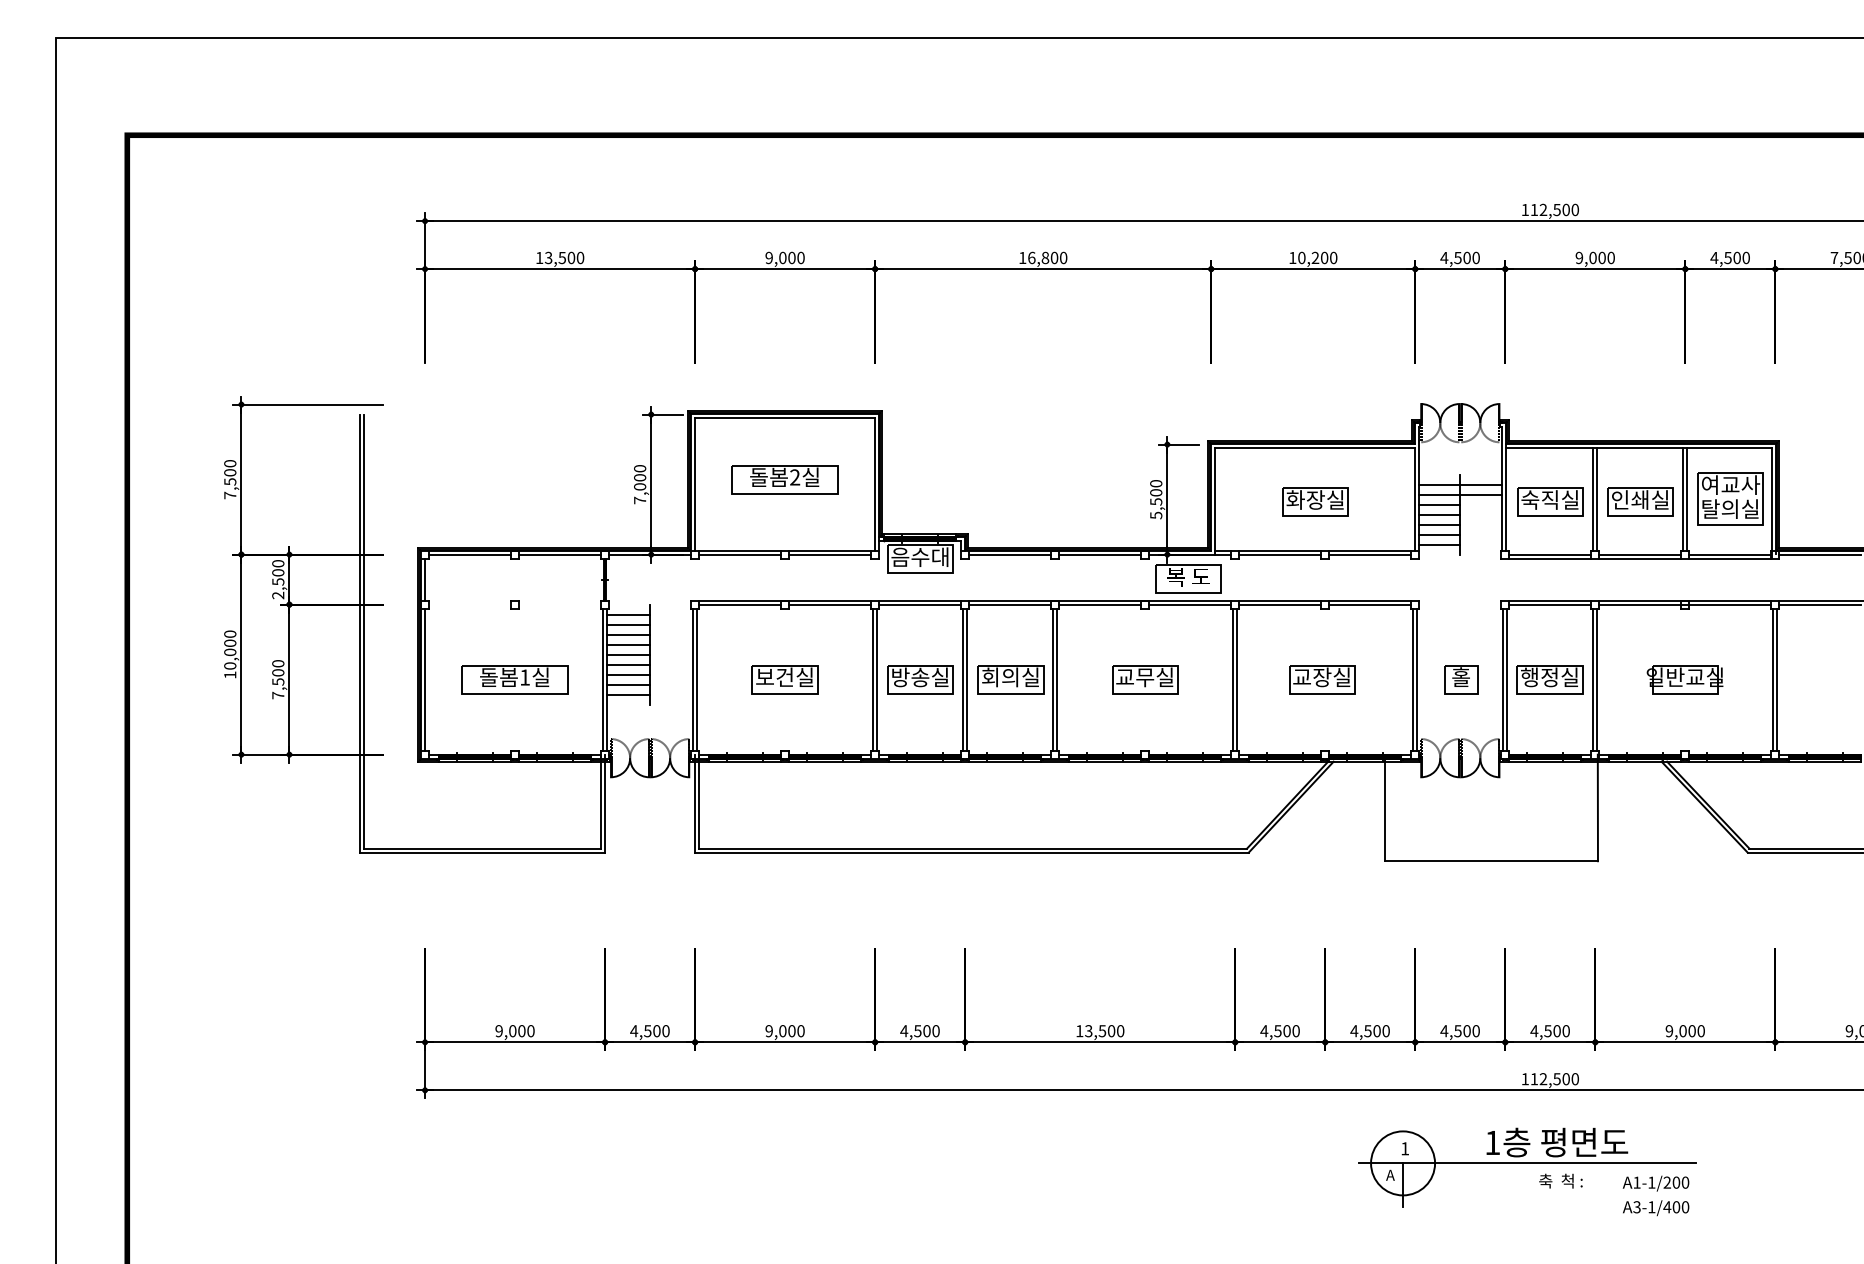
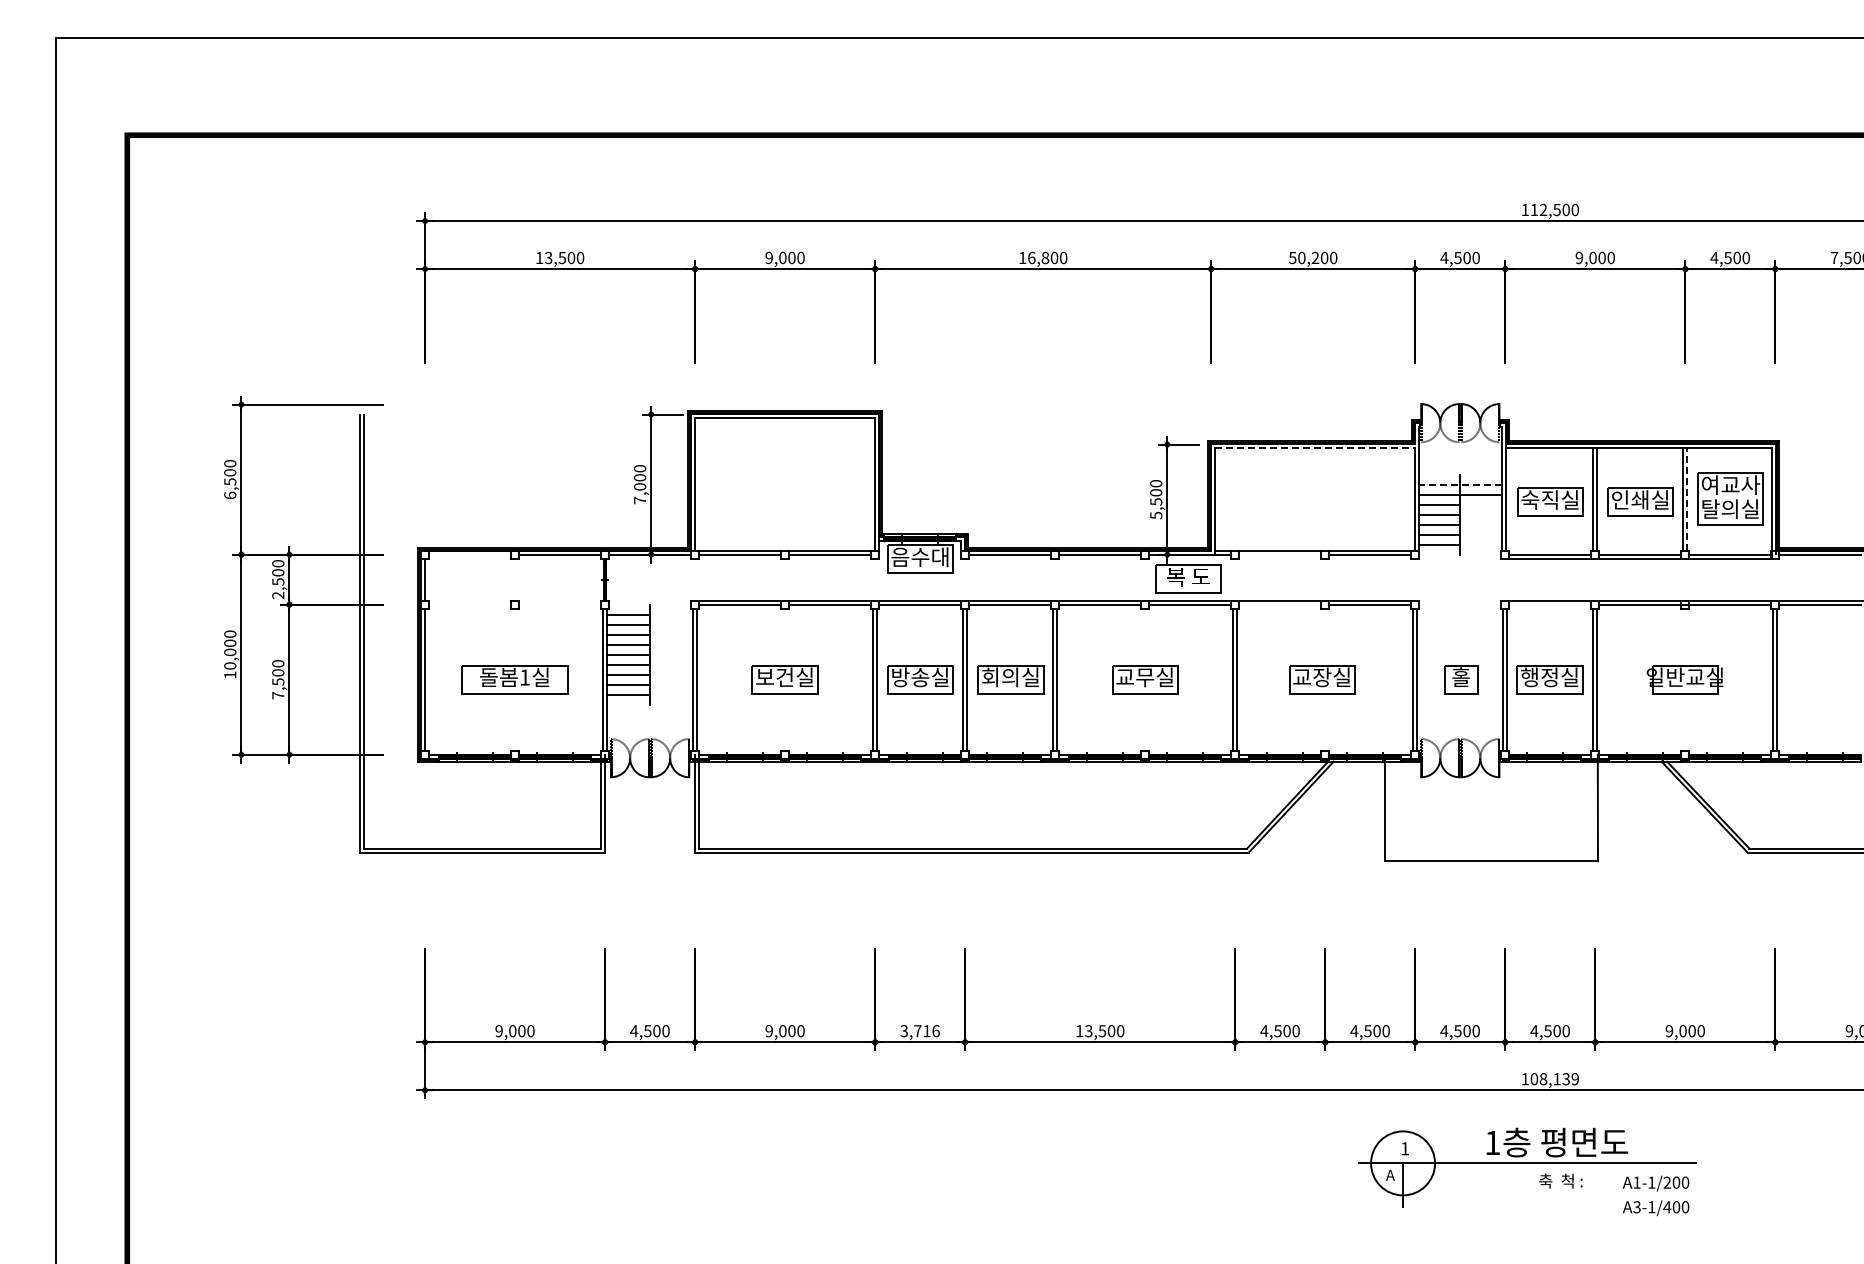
text: 10,200 -> 50,200 (1292, 258)
line: solid -> dashed (1315, 448)
part: present -> none (784, 479)
line: solid -> dashed (1460, 484)
text: 7,500 -> 6,500 (230, 495)
line: solid -> dashed (1687, 498)
part: present -> none (1315, 501)
line: present -> none (470, 554)
line: present -> none (1280, 554)
line: present -> none (1280, 604)
line: present -> none (1550, 604)
text: 4,500 -> 3,716 (919, 1031)
text: 112,500 -> 108,139 (1554, 1079)
